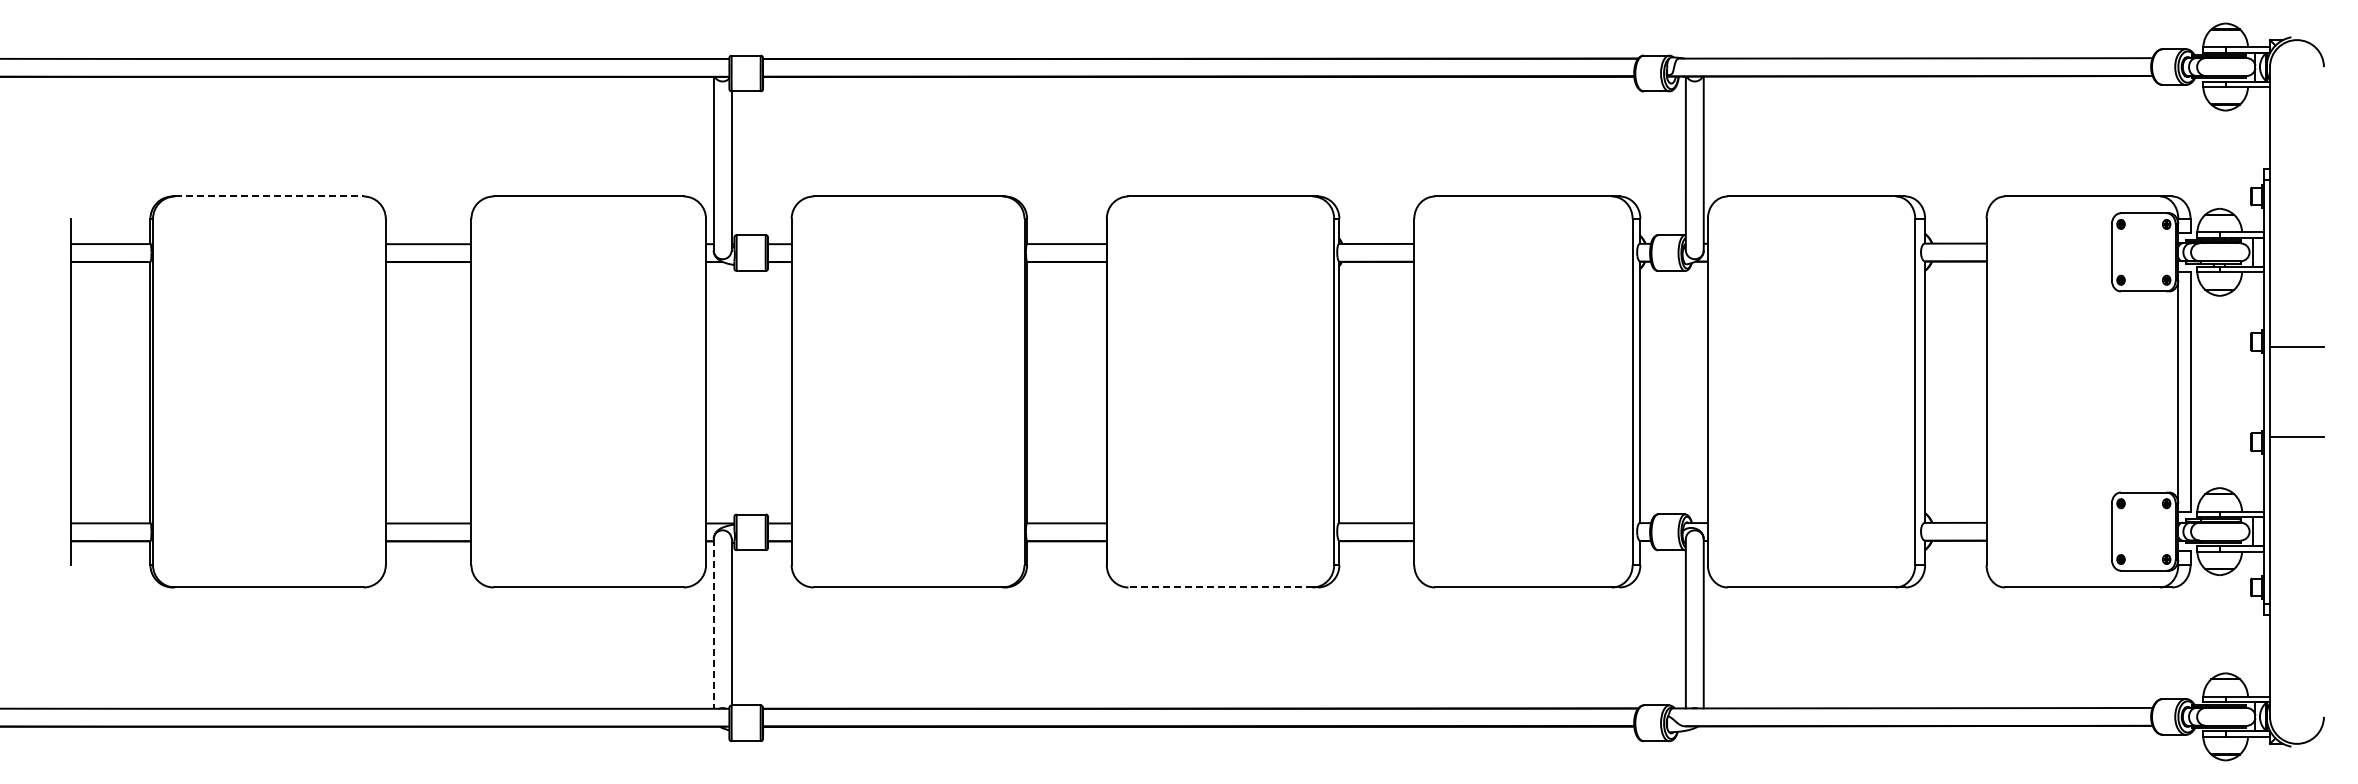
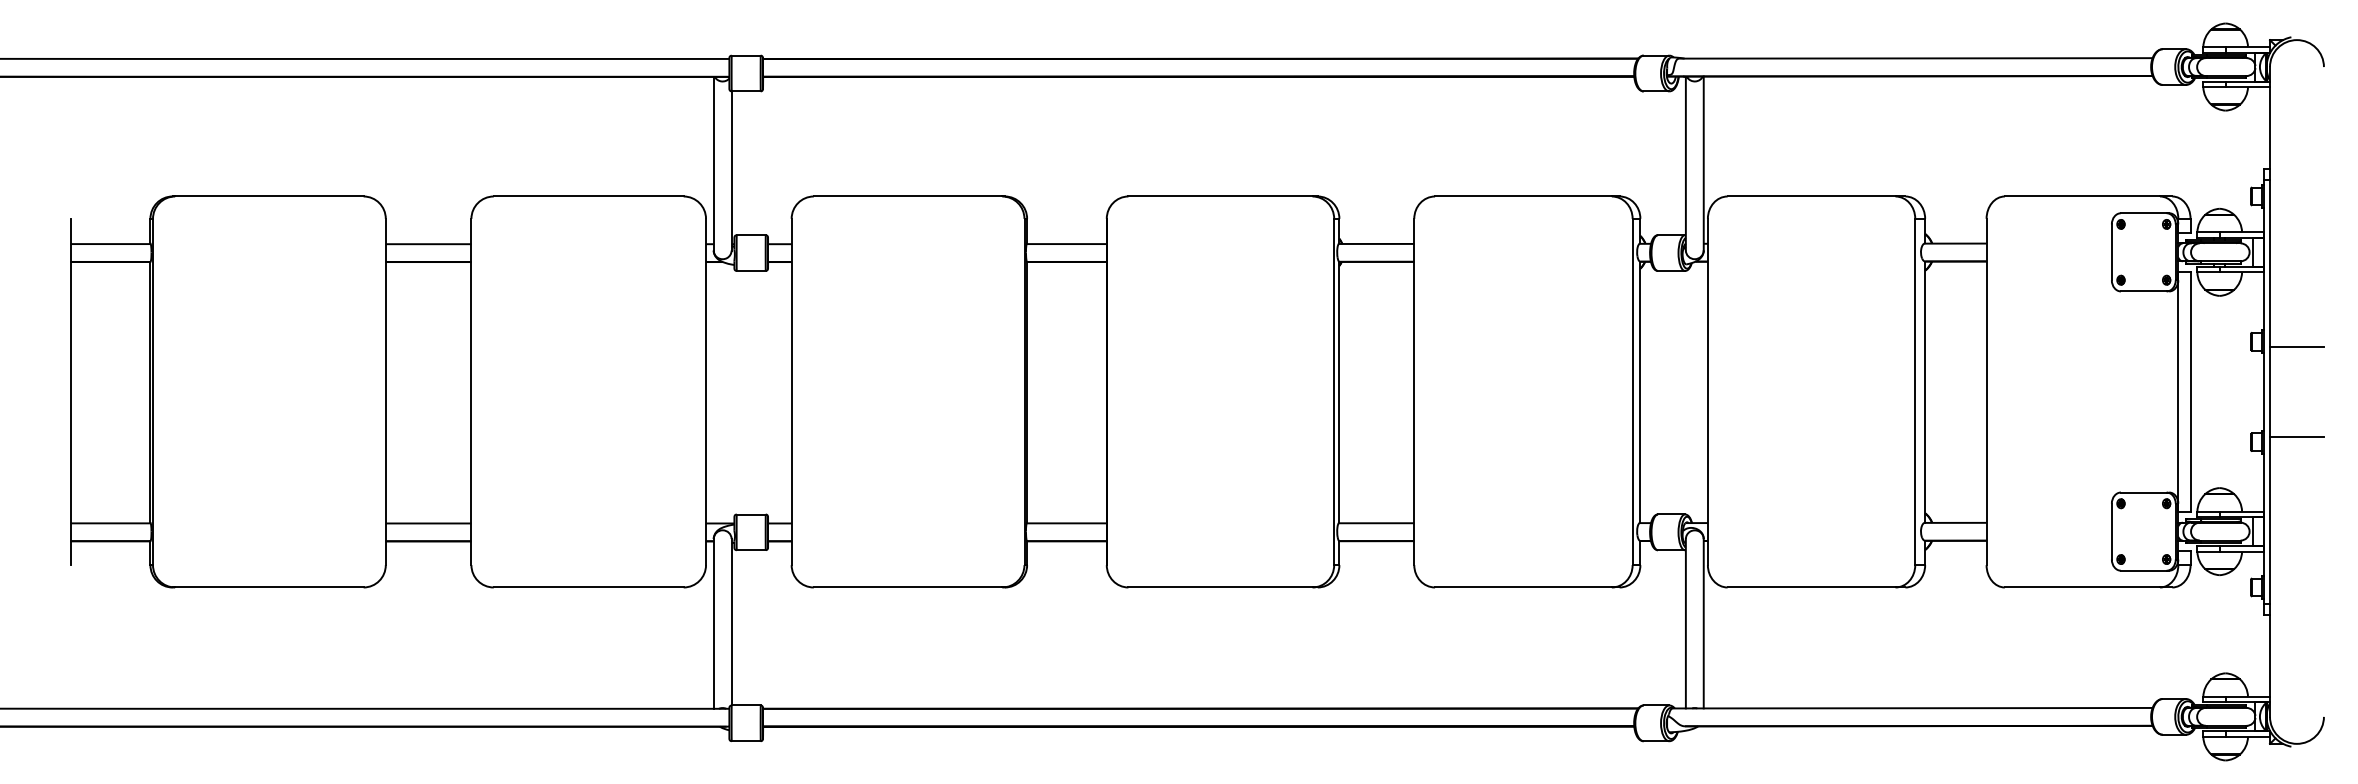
line: dashed -> solid (269, 196)
line: dashed -> solid (1219, 587)
line: dashed -> solid (713, 623)
